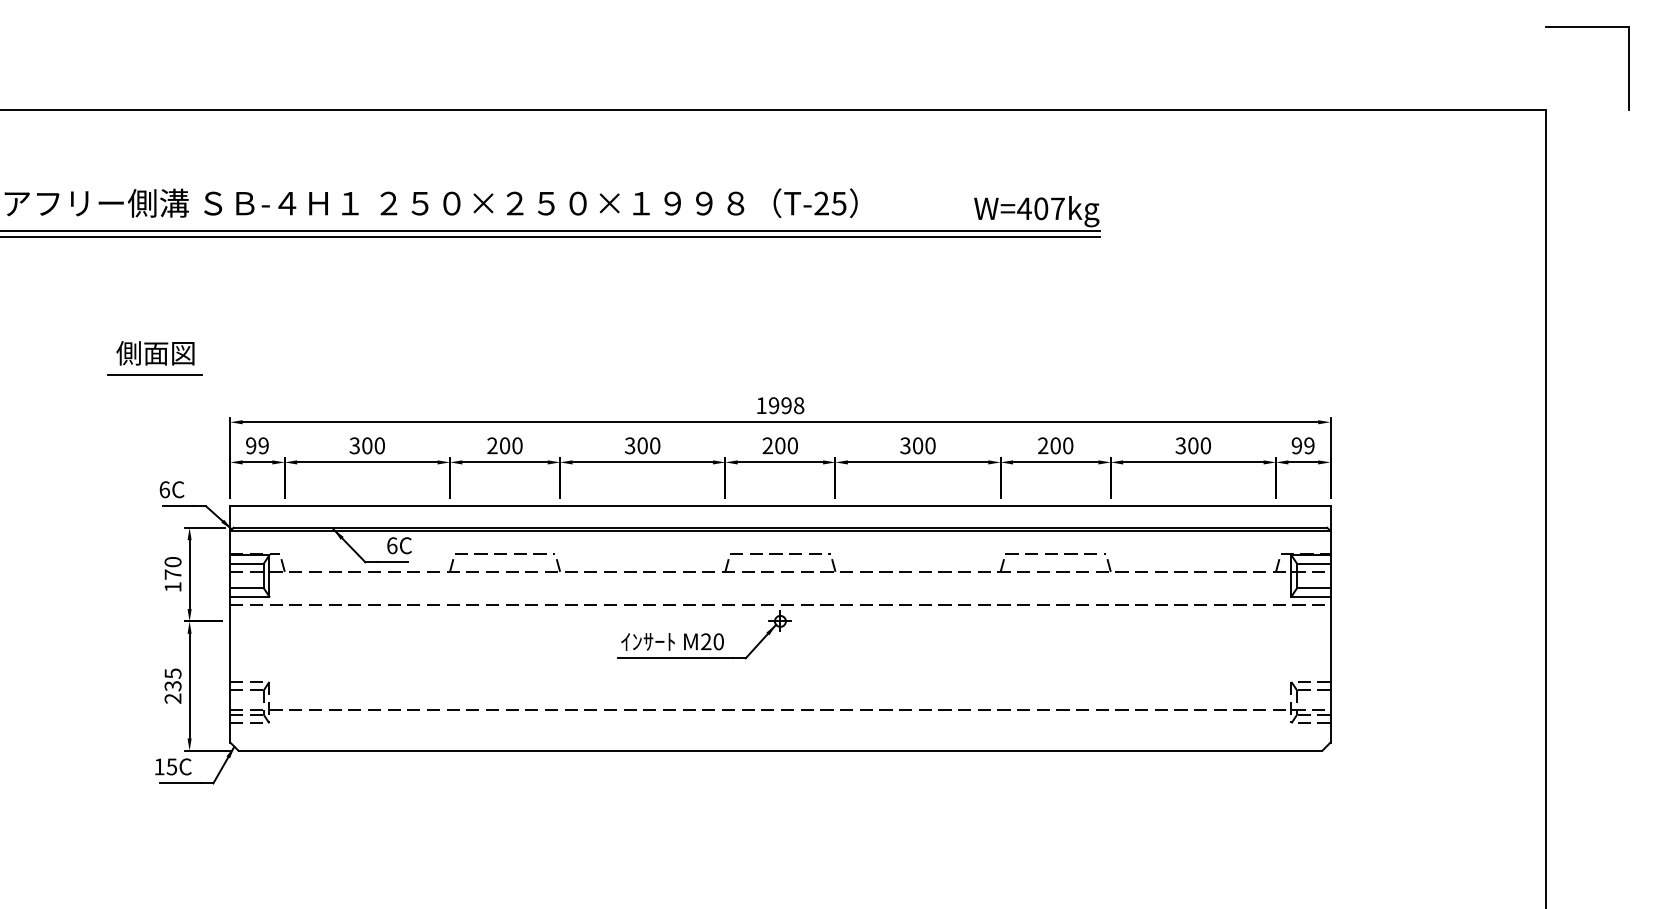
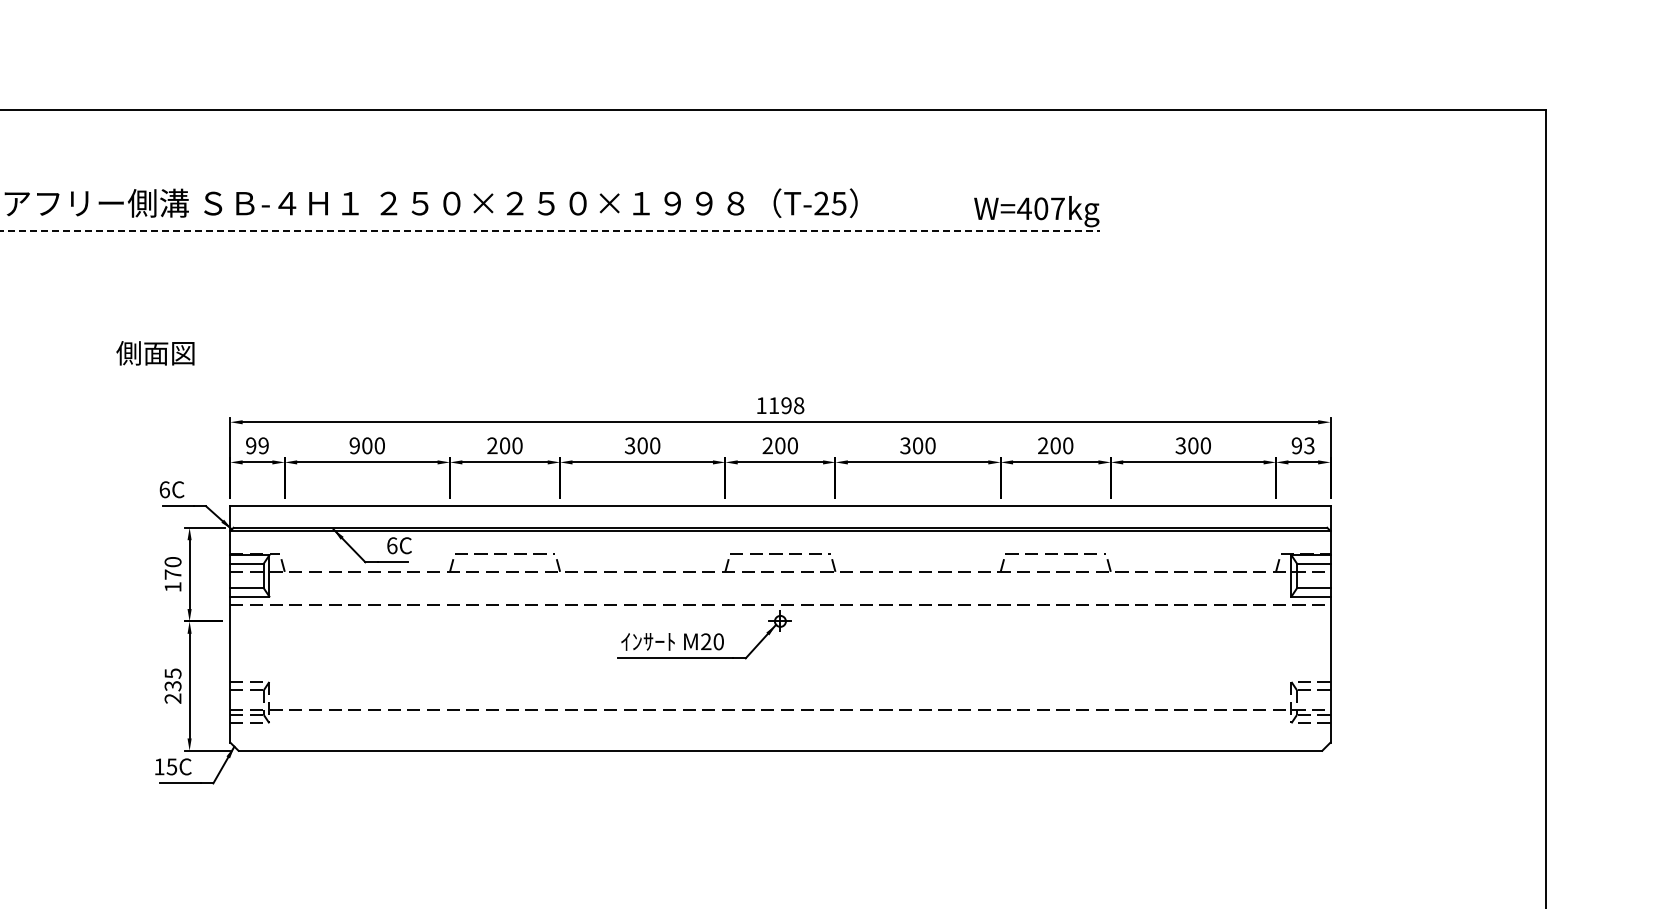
part: present -> none (1587, 27)
line: solid -> dashed (550, 230)
line: present -> none (551, 237)
line: present -> none (155, 374)
text: 1998 -> 1198 (774, 405)
text: 300 -> 900 (354, 445)
text: 99 -> 93 (1309, 445)
